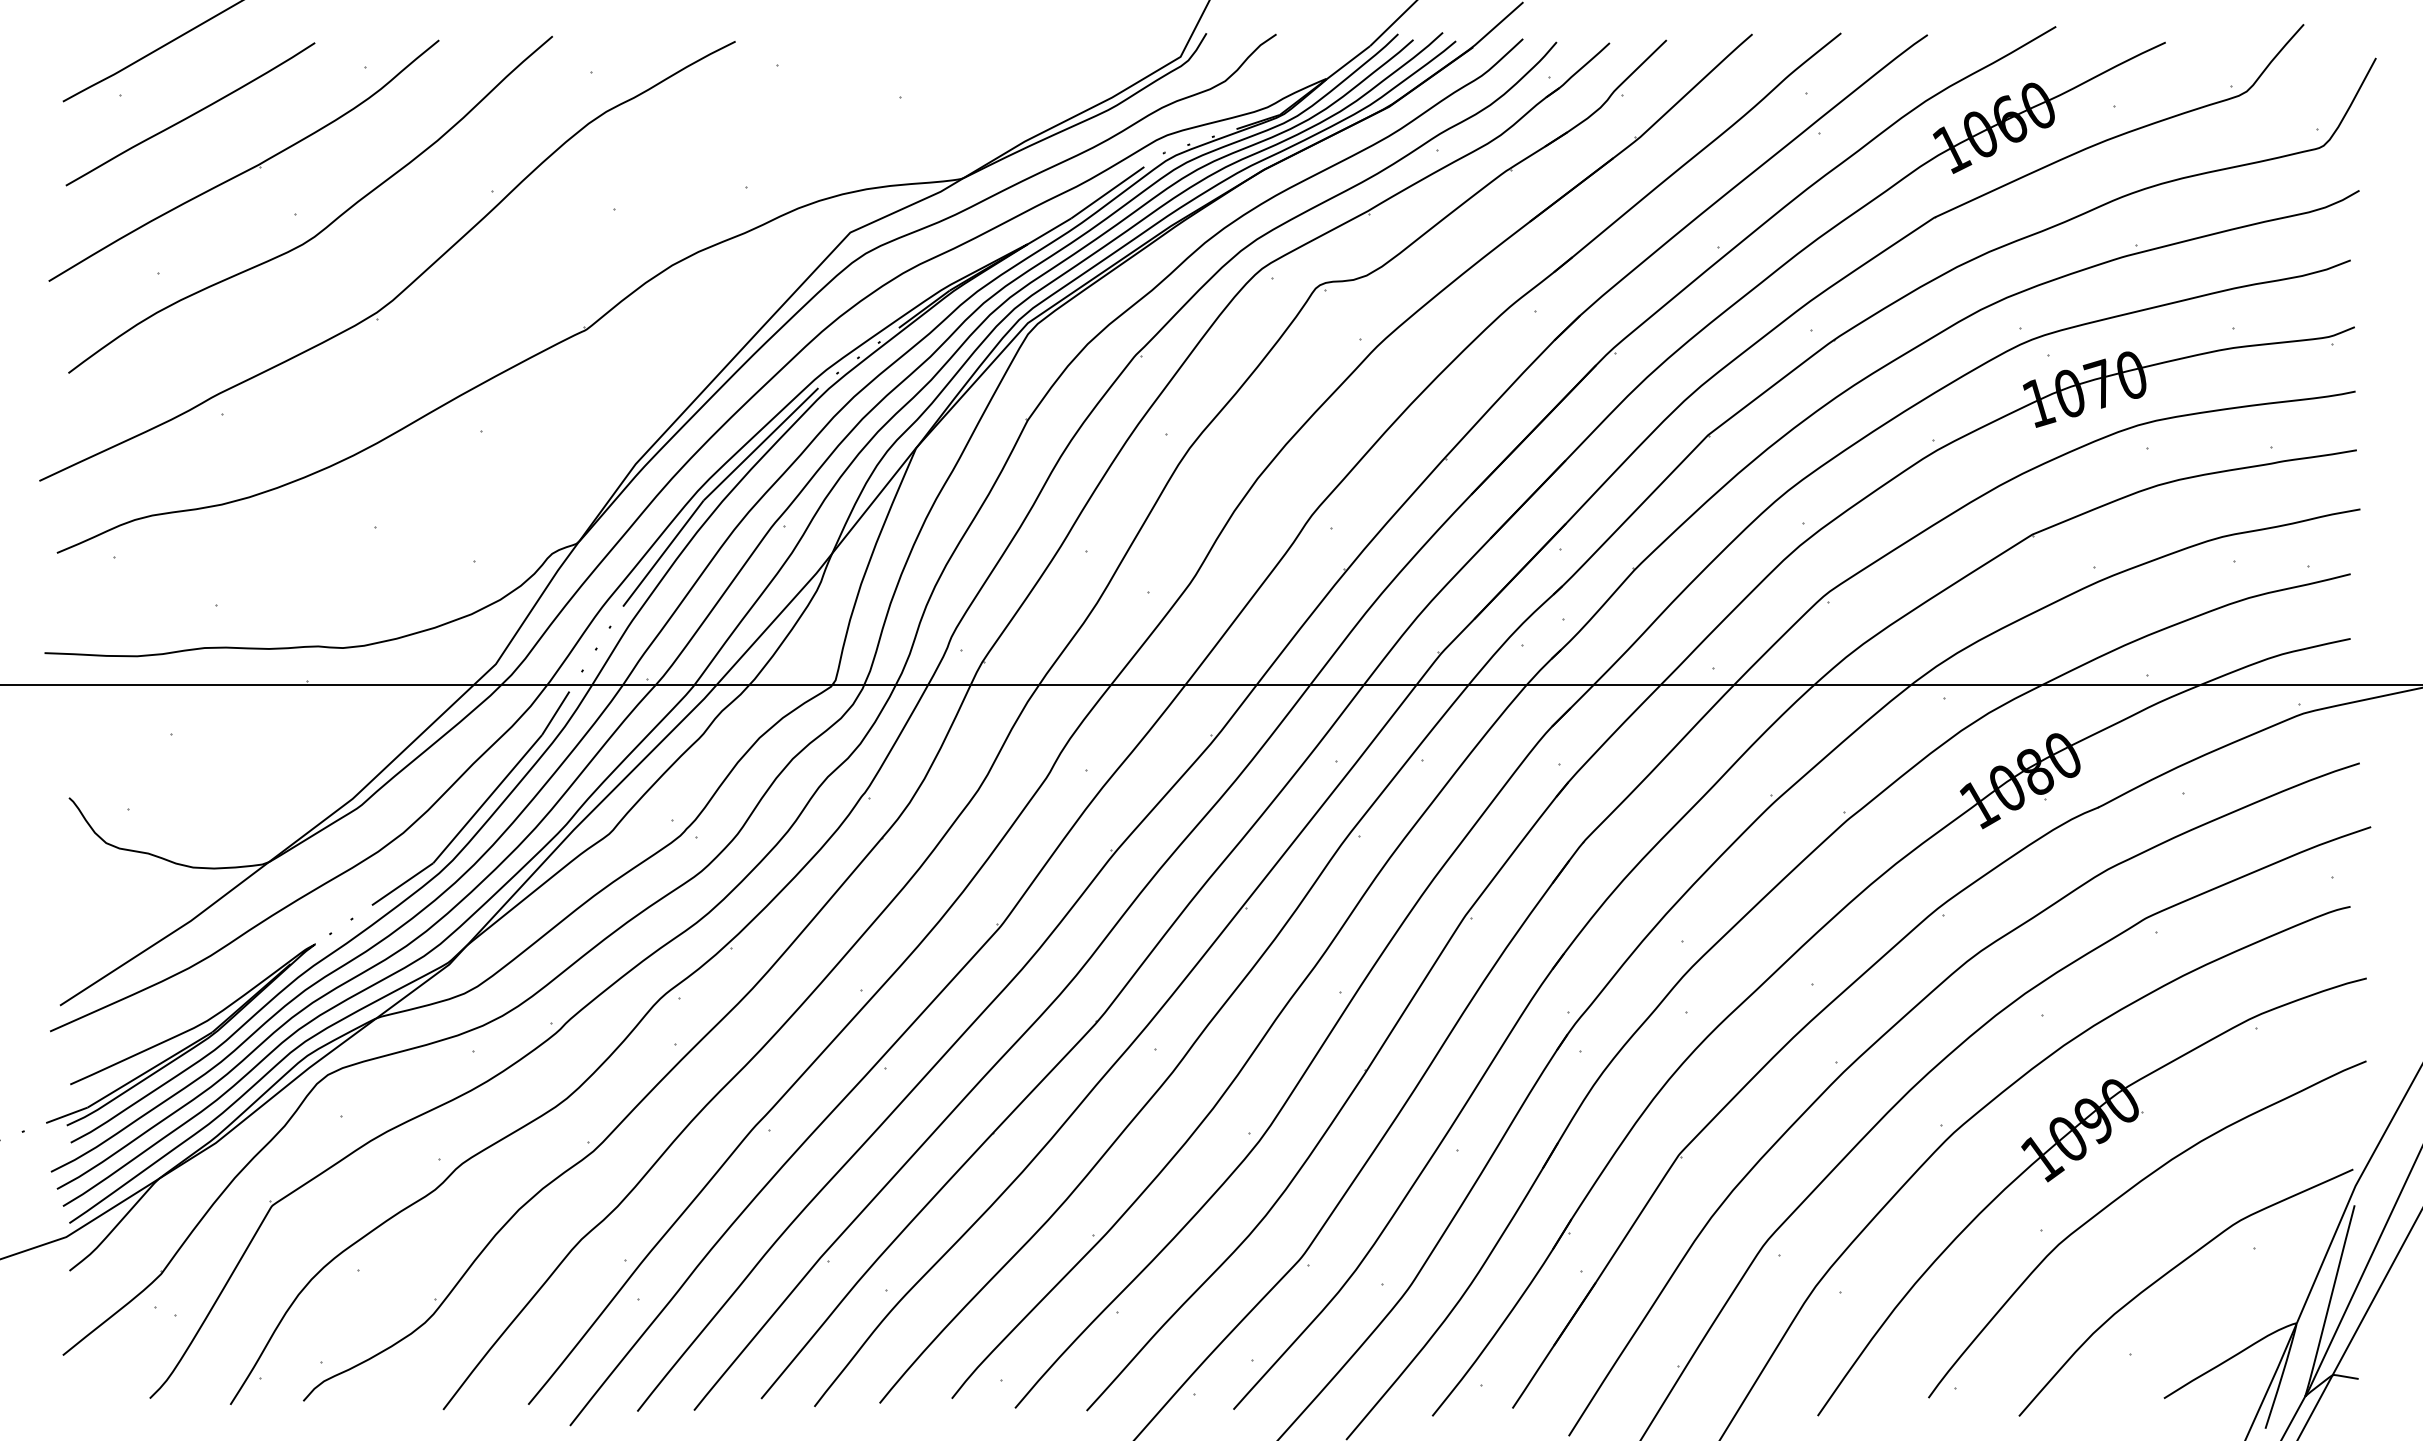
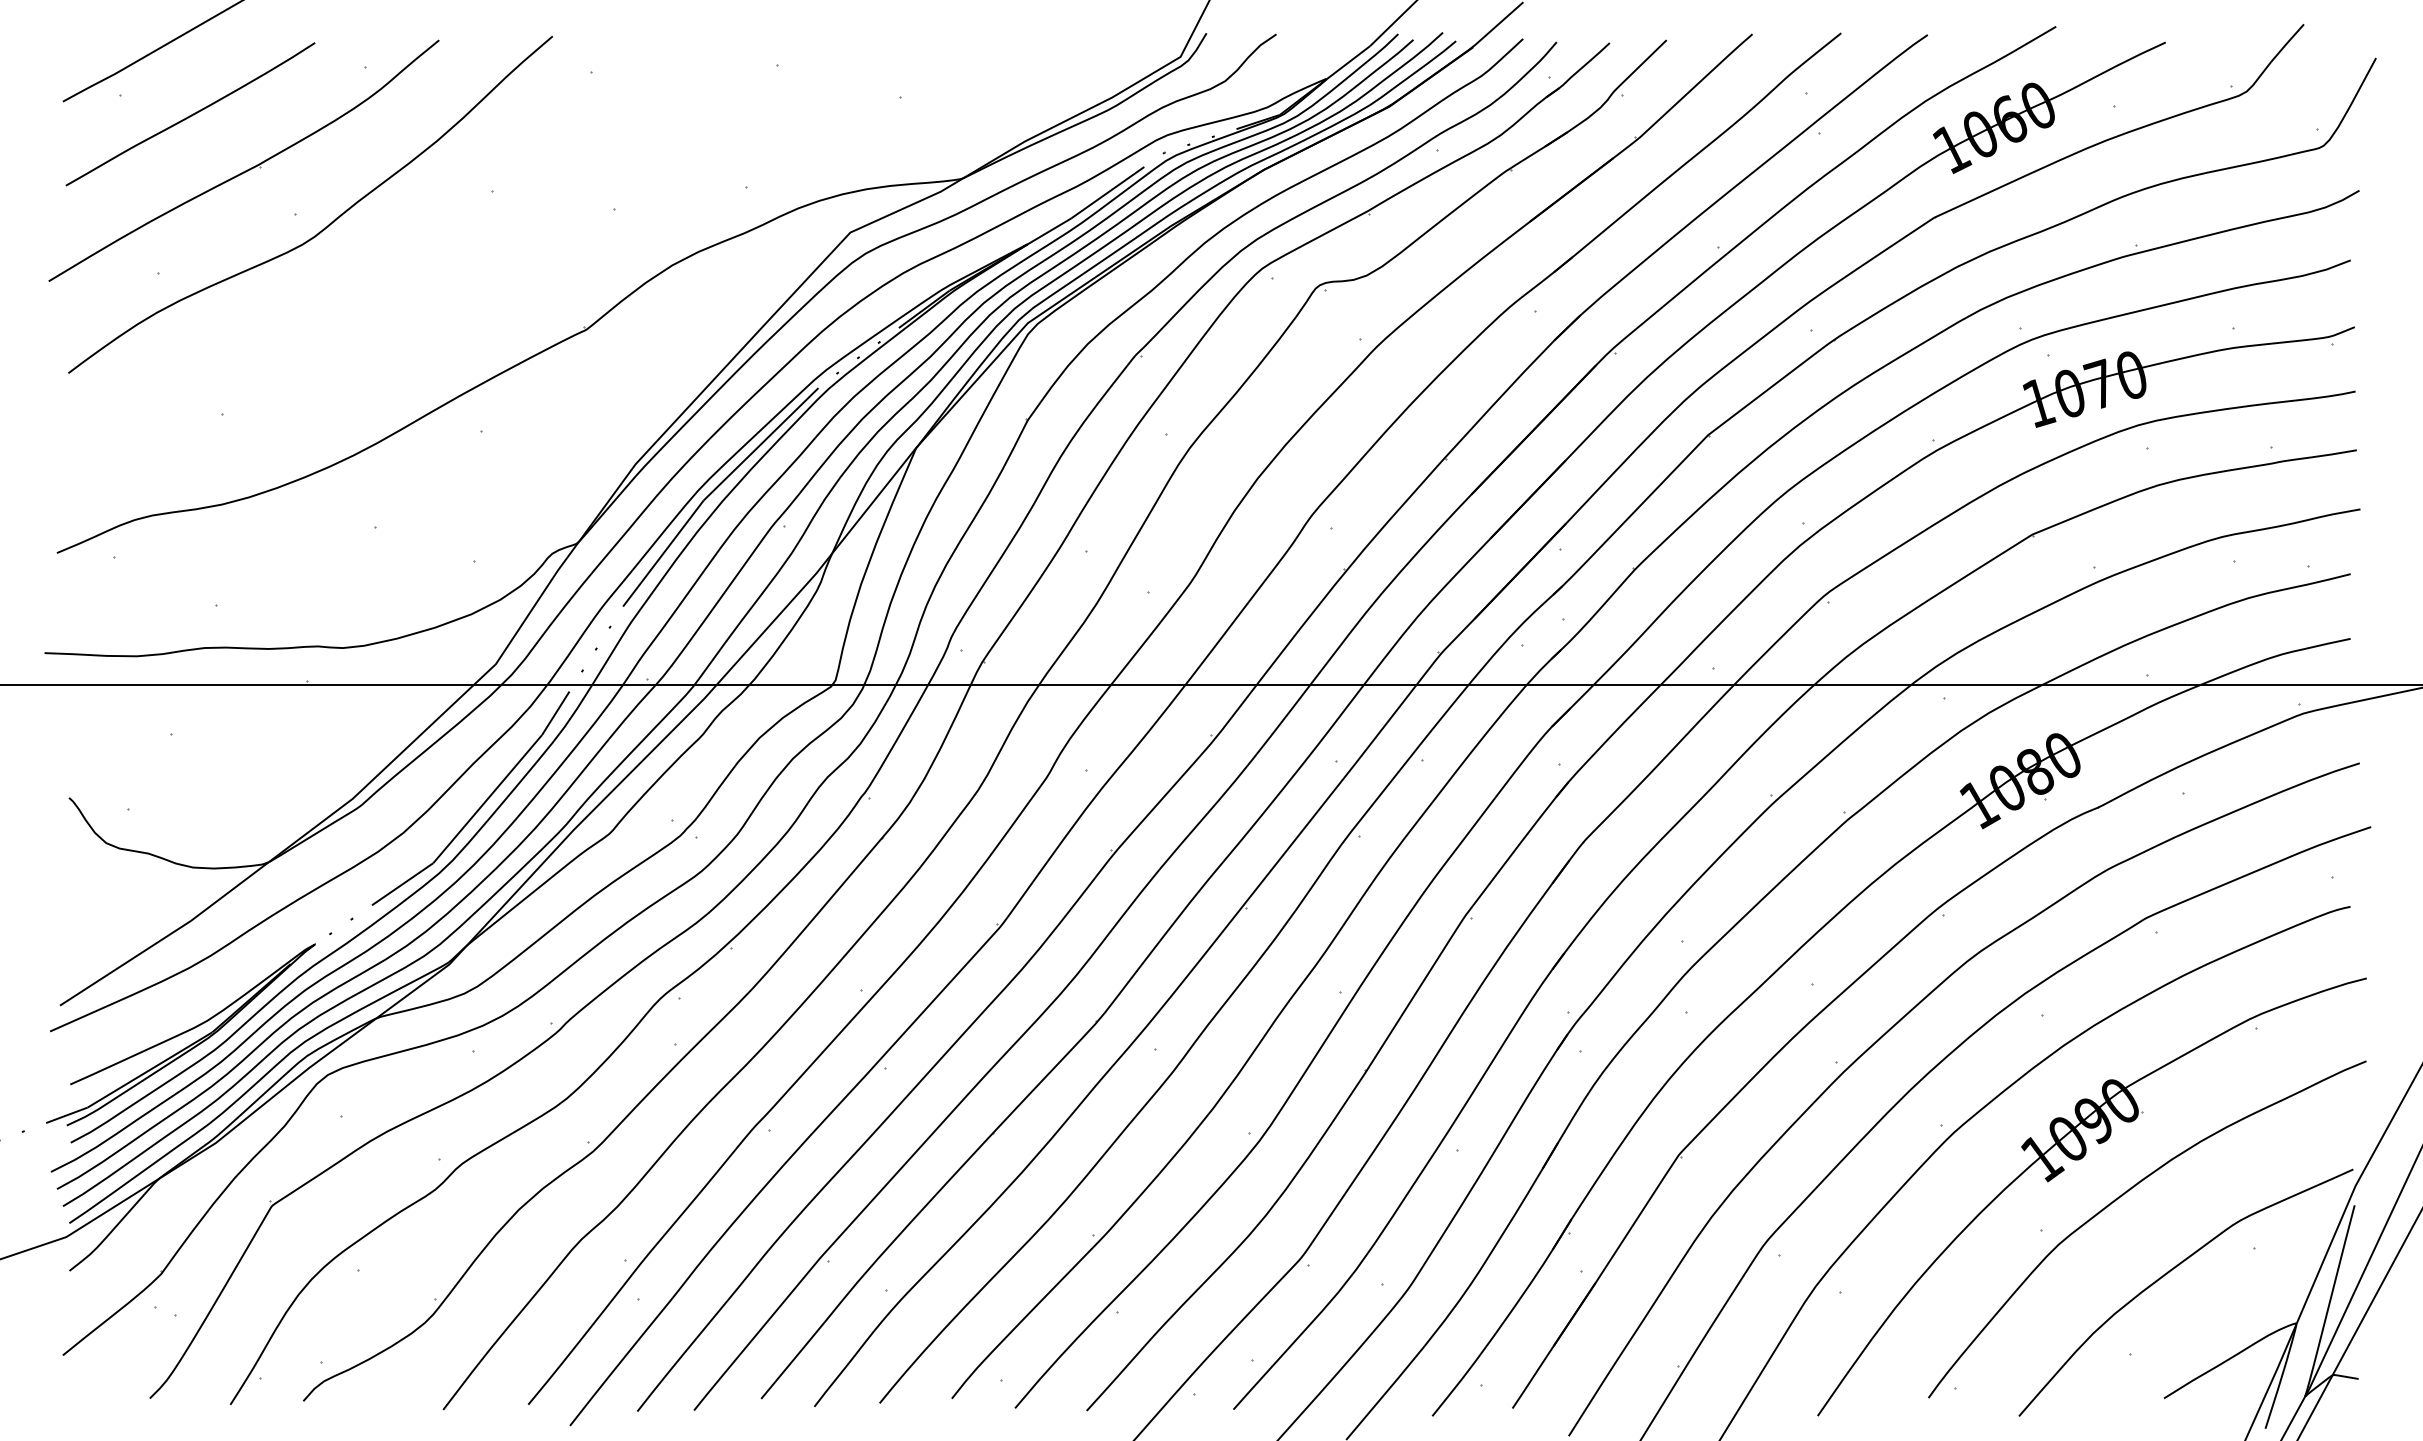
part: present -> none (406, 286)
